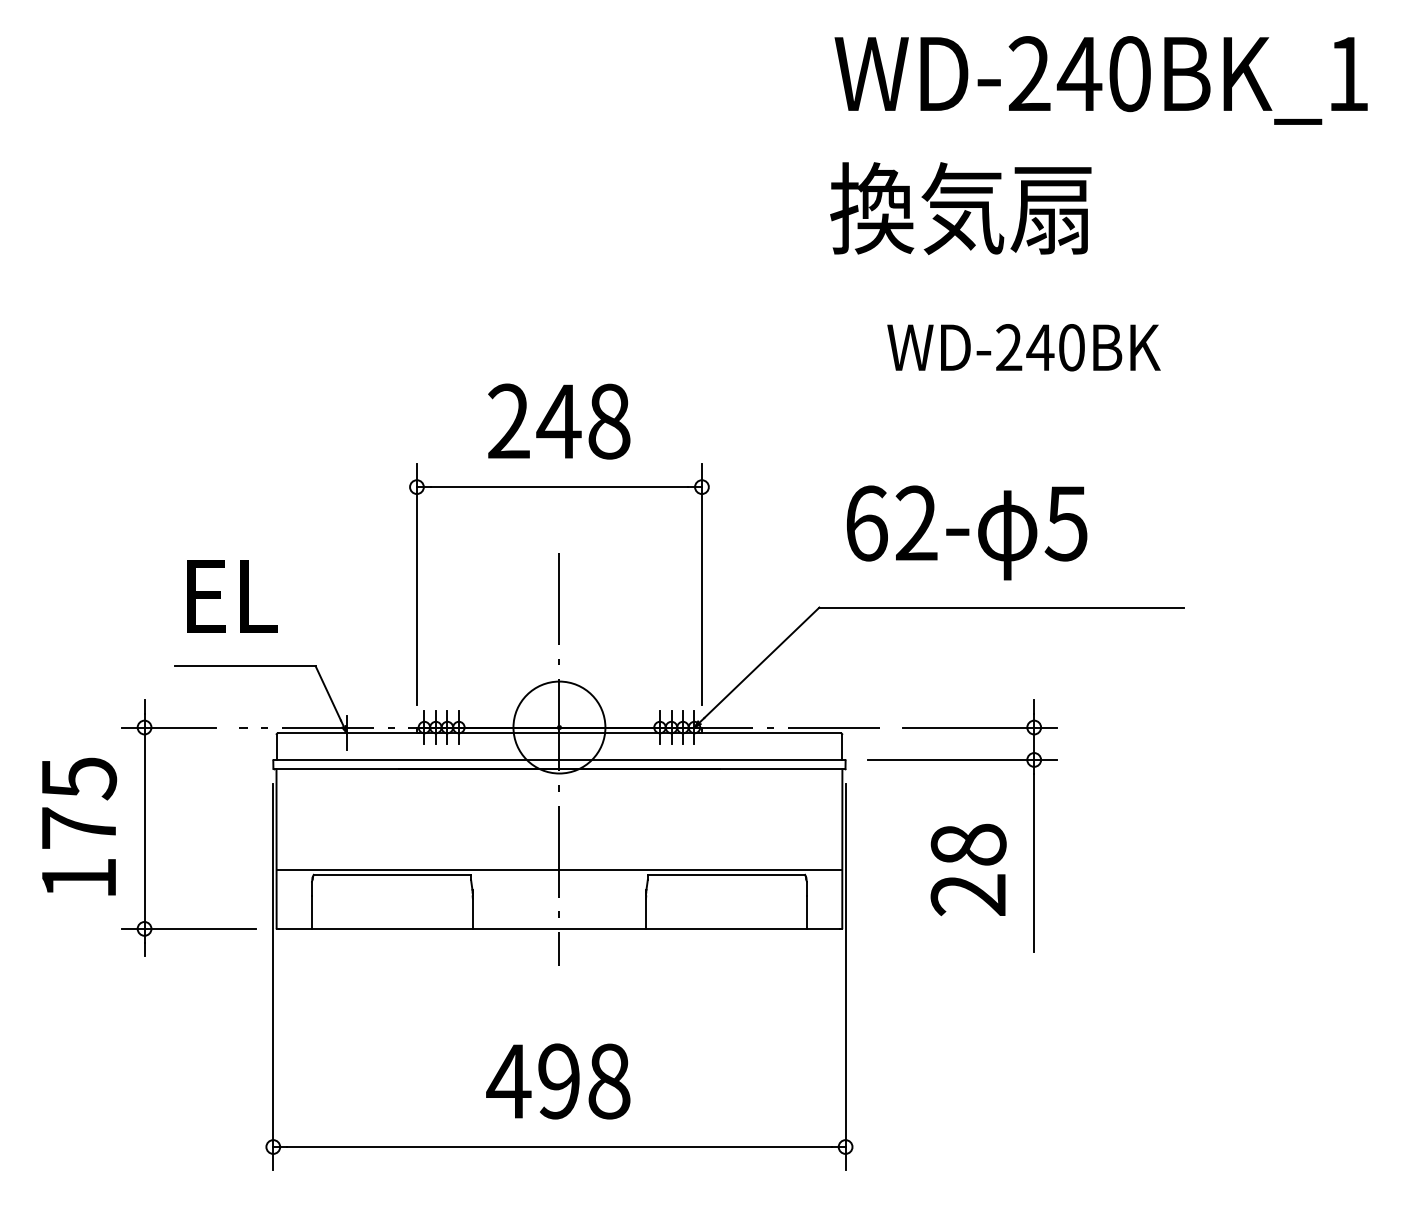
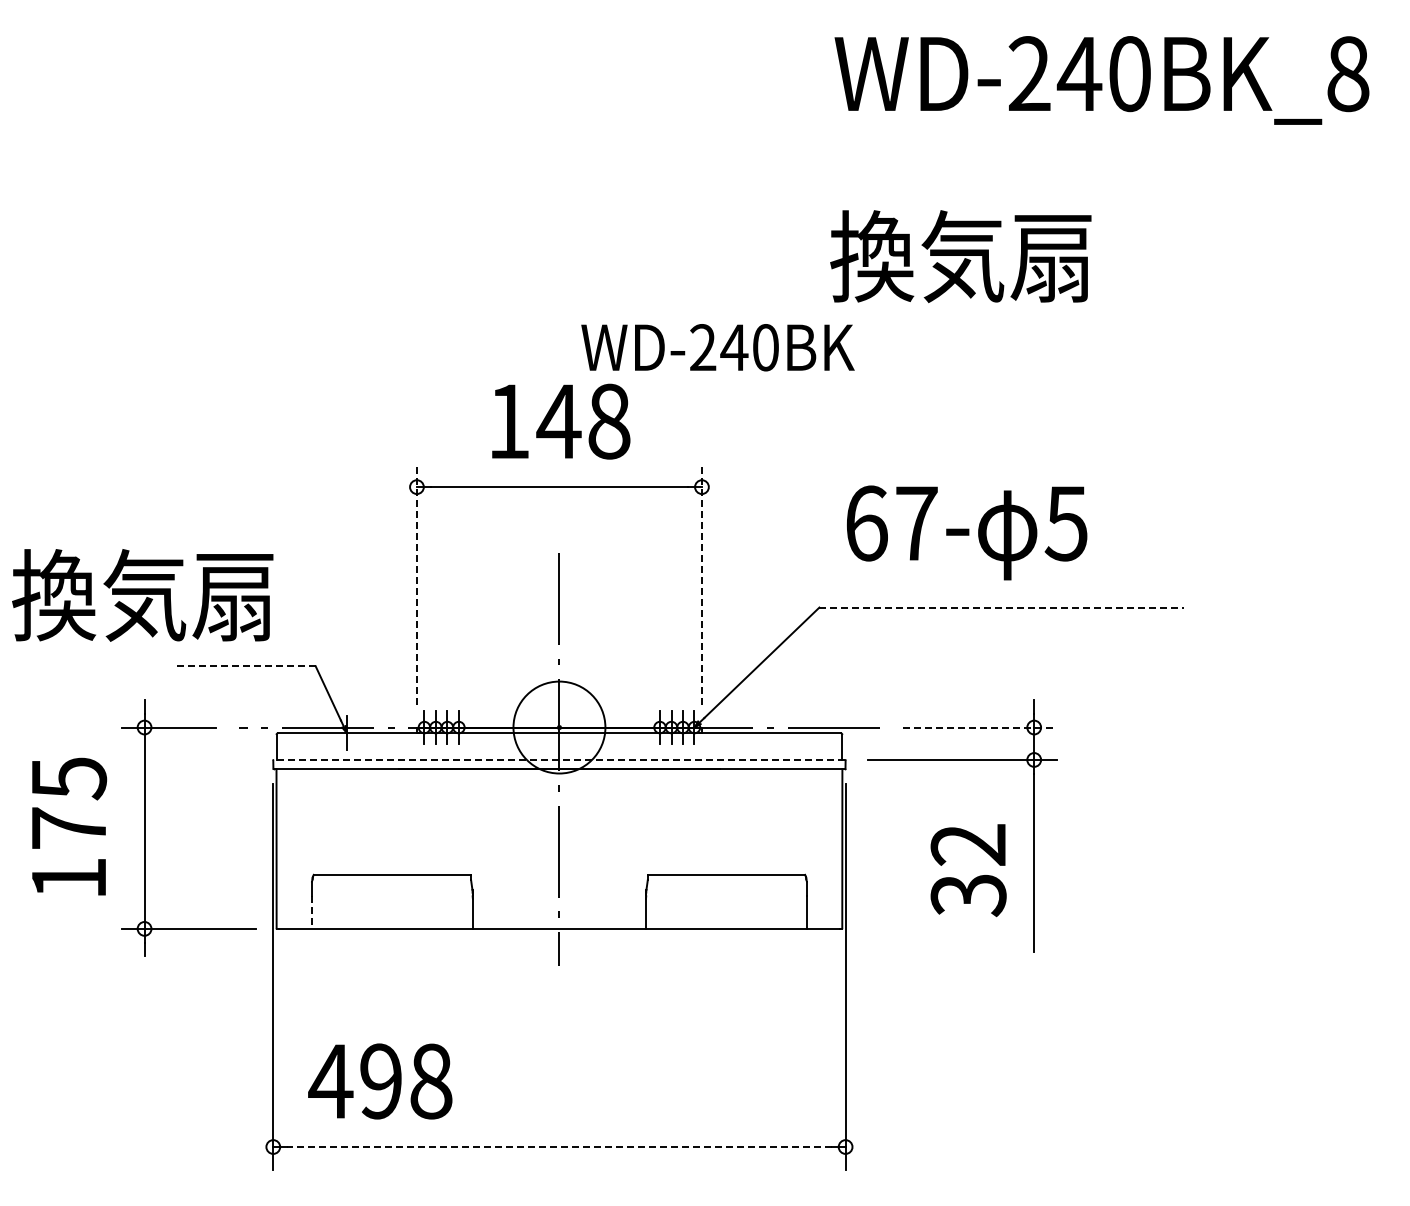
text: WD-240BK_1 -> WD-240BK_8 (1348, 74)
text position: (960, 208) -> (960, 256) (960, 256)
text position: (1023, 347) -> (717, 347) (717, 347)
text: 248 -> 148 (508, 420)
text: 62- -> 67- (916, 522)
line: solid -> dashed (416, 583)
line: solid -> dashed (701, 583)
text: EL -> 換気扇 (144, 595)
line: solid -> dashed (1001, 607)
line: solid -> dashed (245, 666)
line: solid -> dashed (980, 727)
line: solid -> dashed (559, 759)
text position: (79, 826) -> (69, 826) (69, 826)
line: present -> none (559, 869)
text: 28 -> 32 (968, 870)
line: solid -> dashed (312, 913)
text position: (558, 1081) -> (380, 1081) (380, 1081)
line: solid -> dashed (558, 1147)
